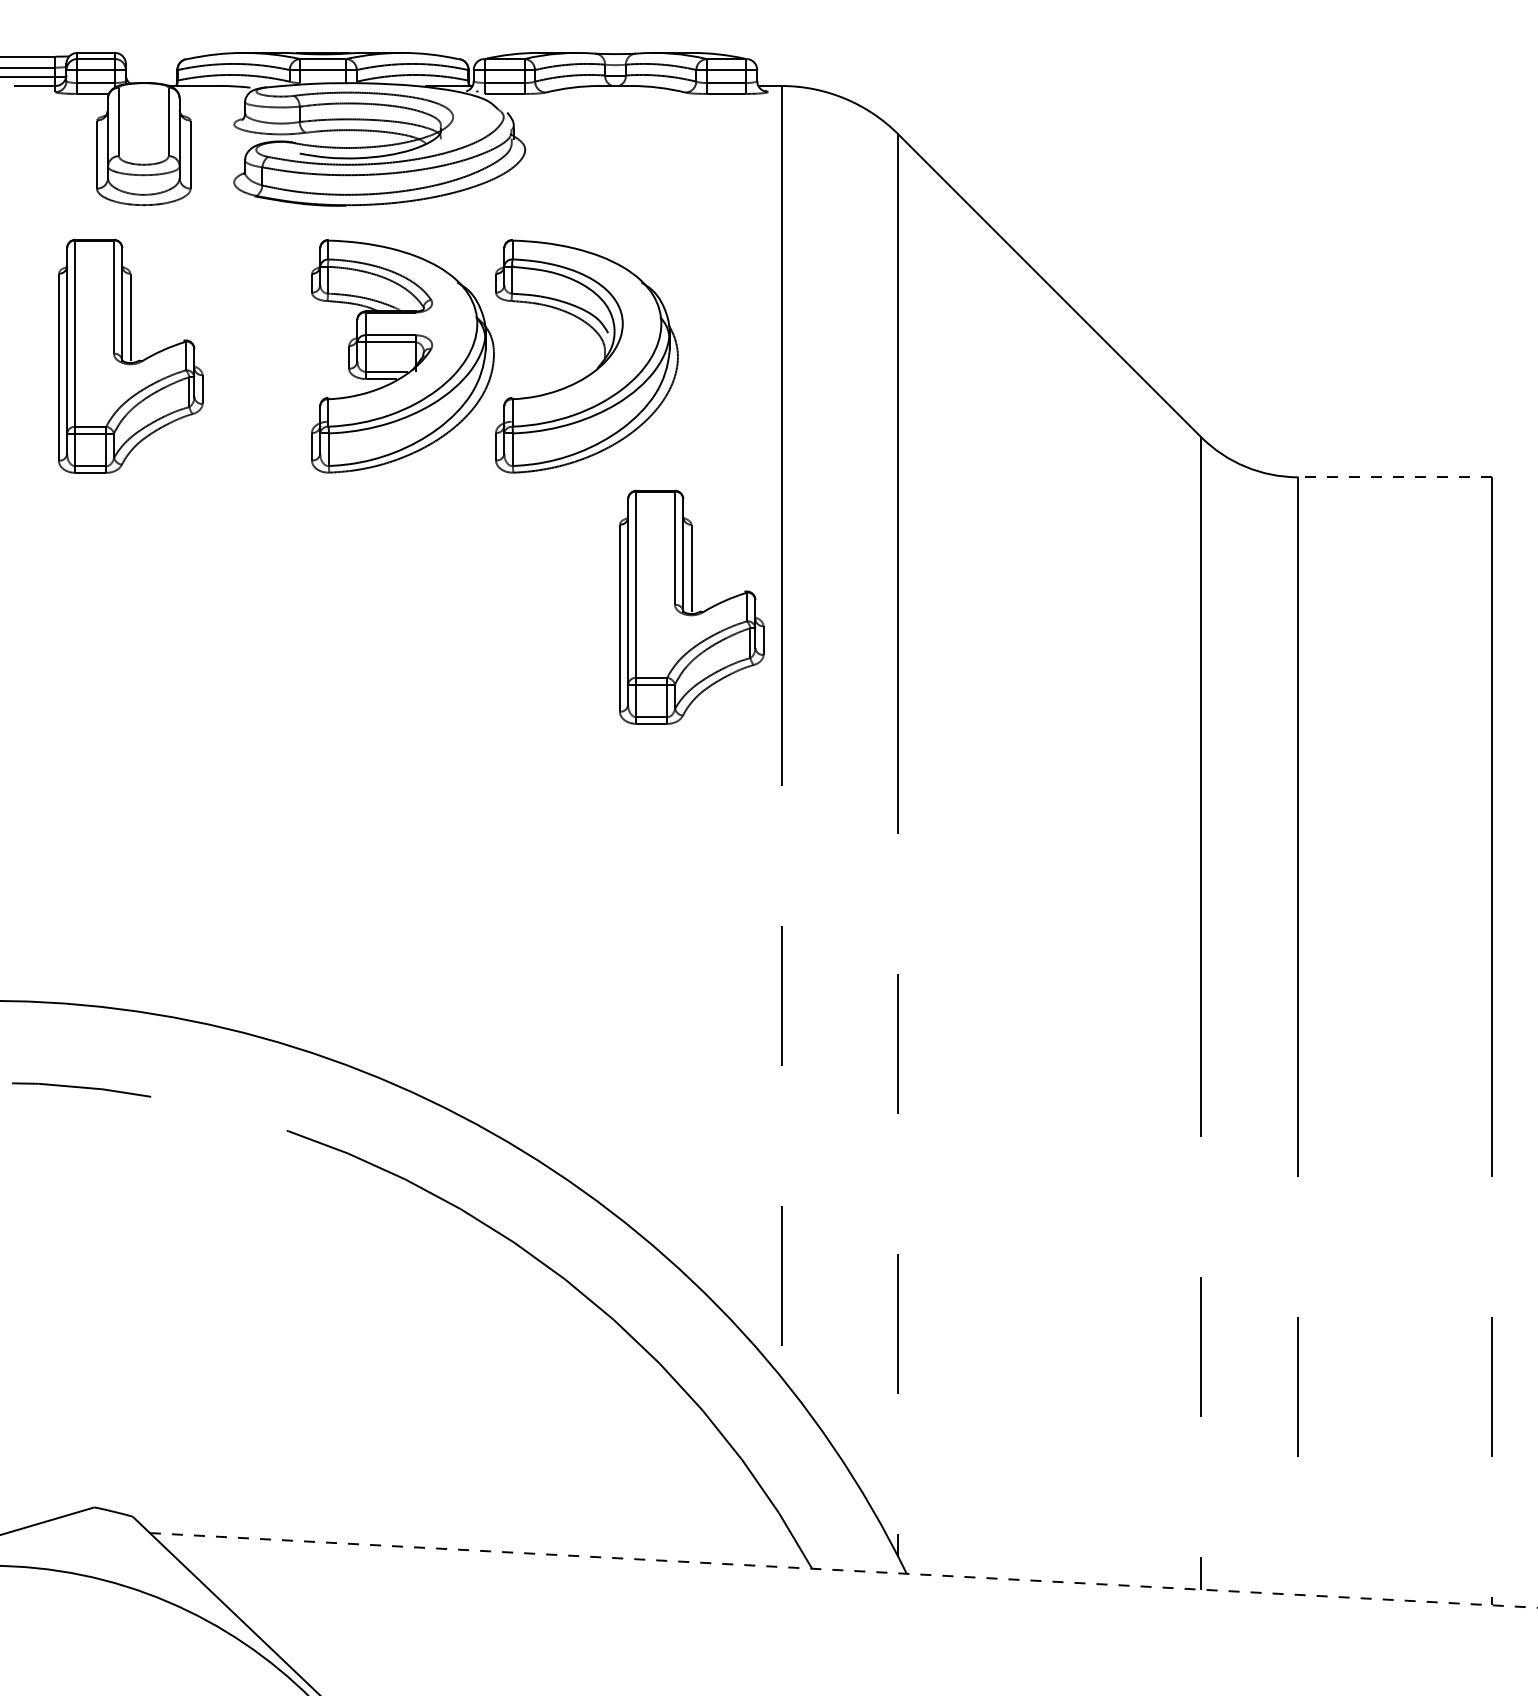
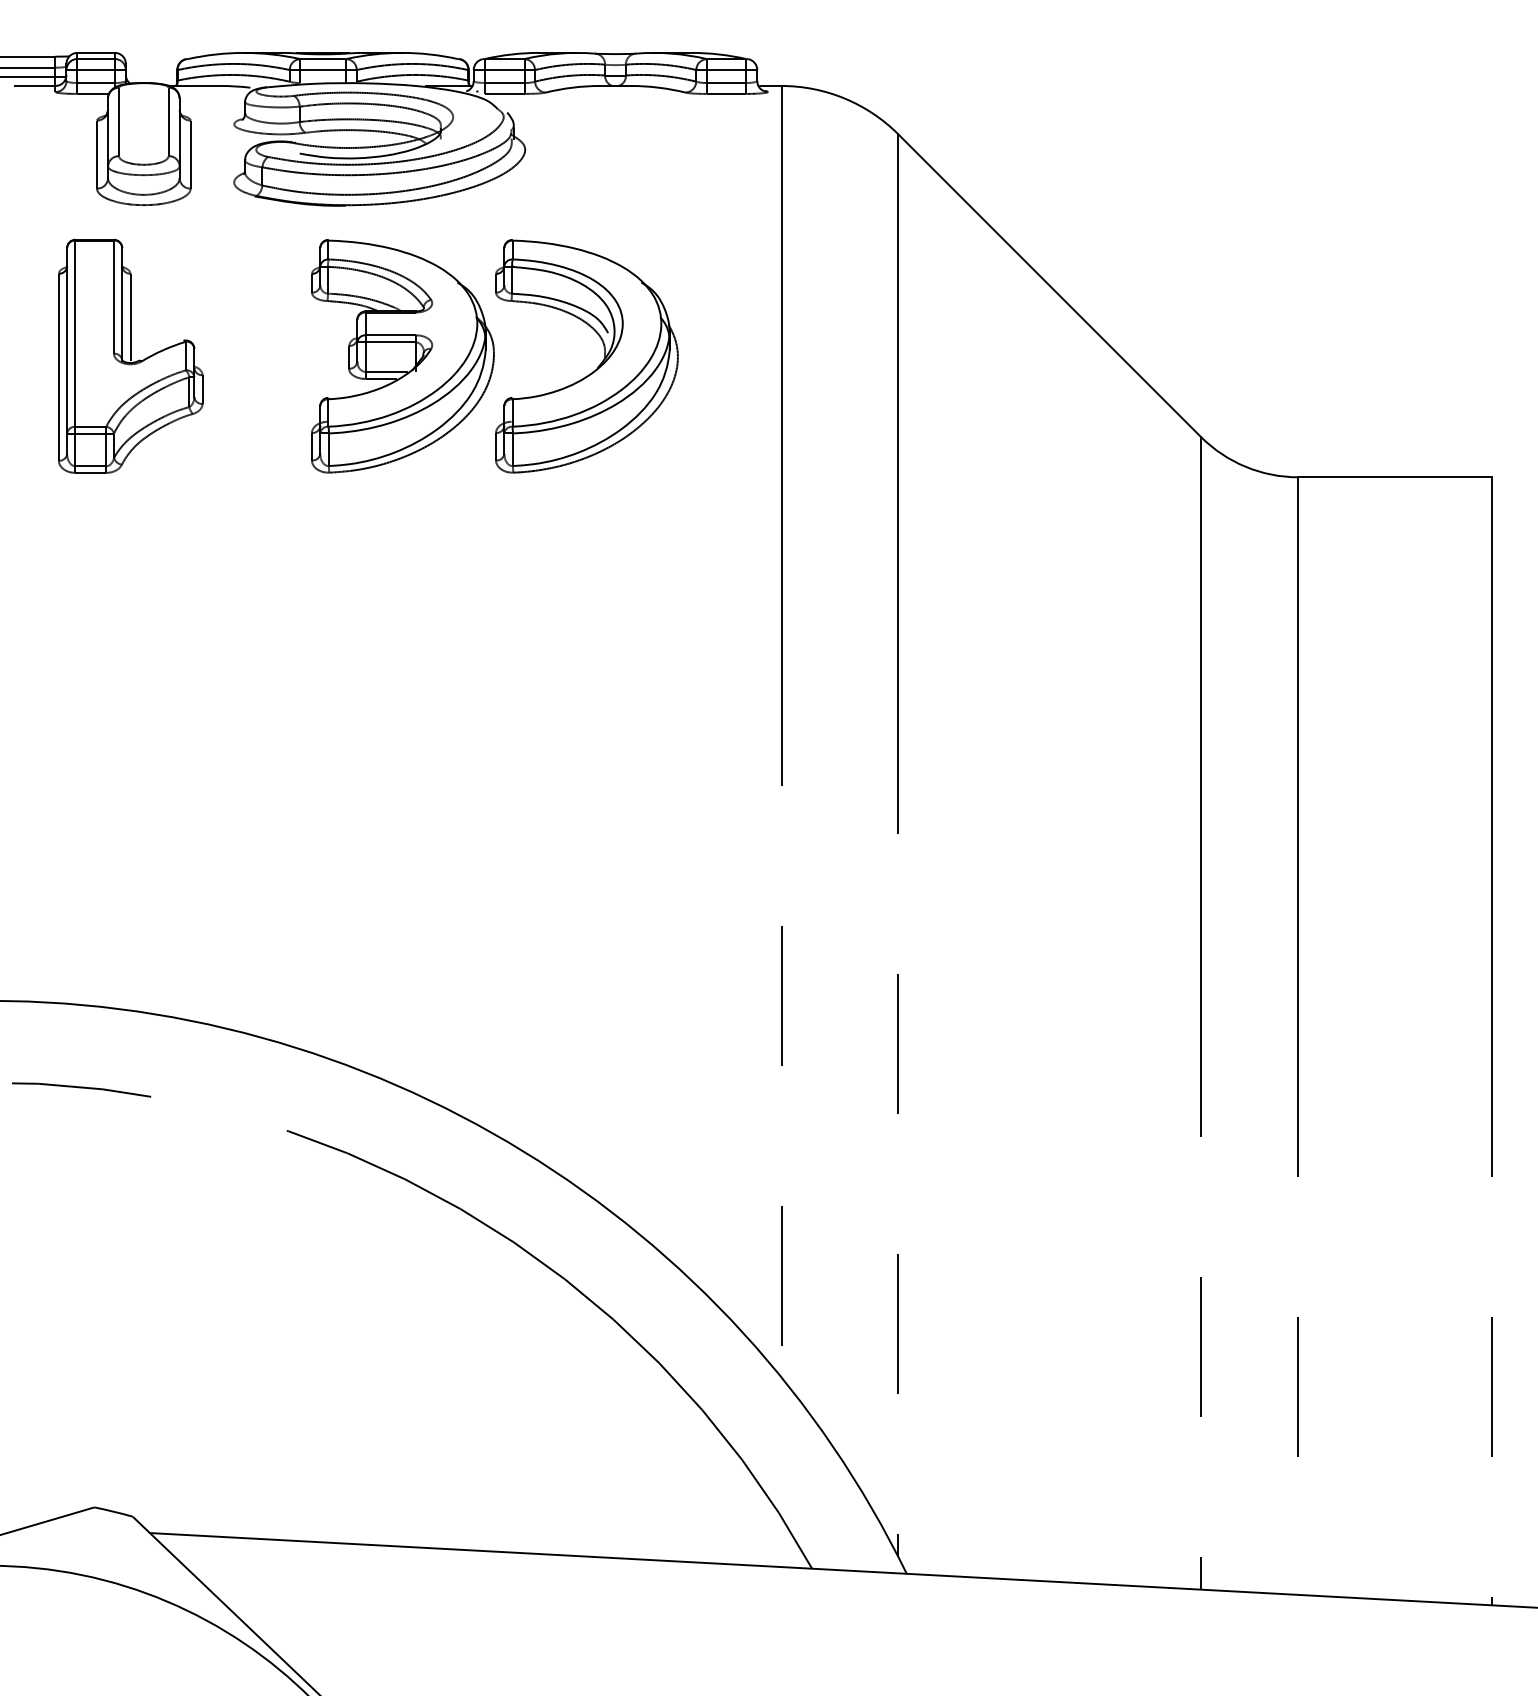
line: dashed -> solid (1395, 477)
part: present -> none (691, 606)
line: dashed -> solid (843, 1570)
